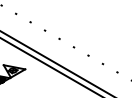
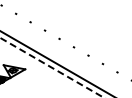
line: solid -> dashed (51, 67)
